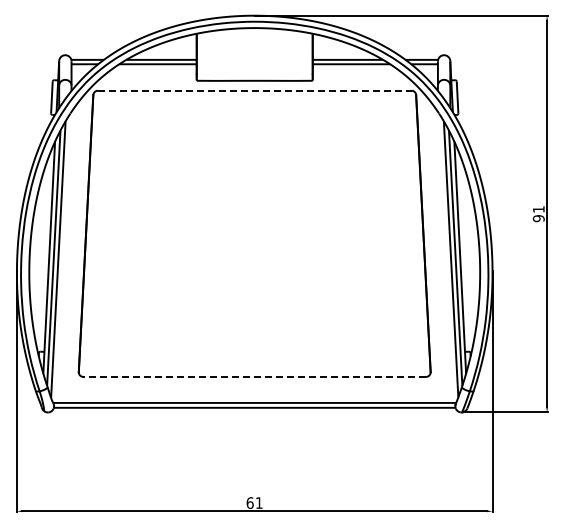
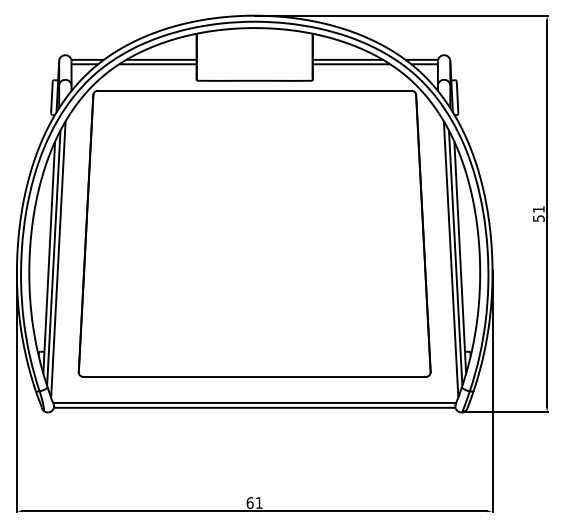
line: dashed -> solid (254, 90)
text: 91 -> 51 (538, 218)
line: dashed -> solid (254, 376)
